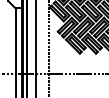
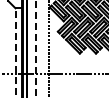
line: solid -> dashed (35, 48)
line: solid -> dashed (15, 53)
